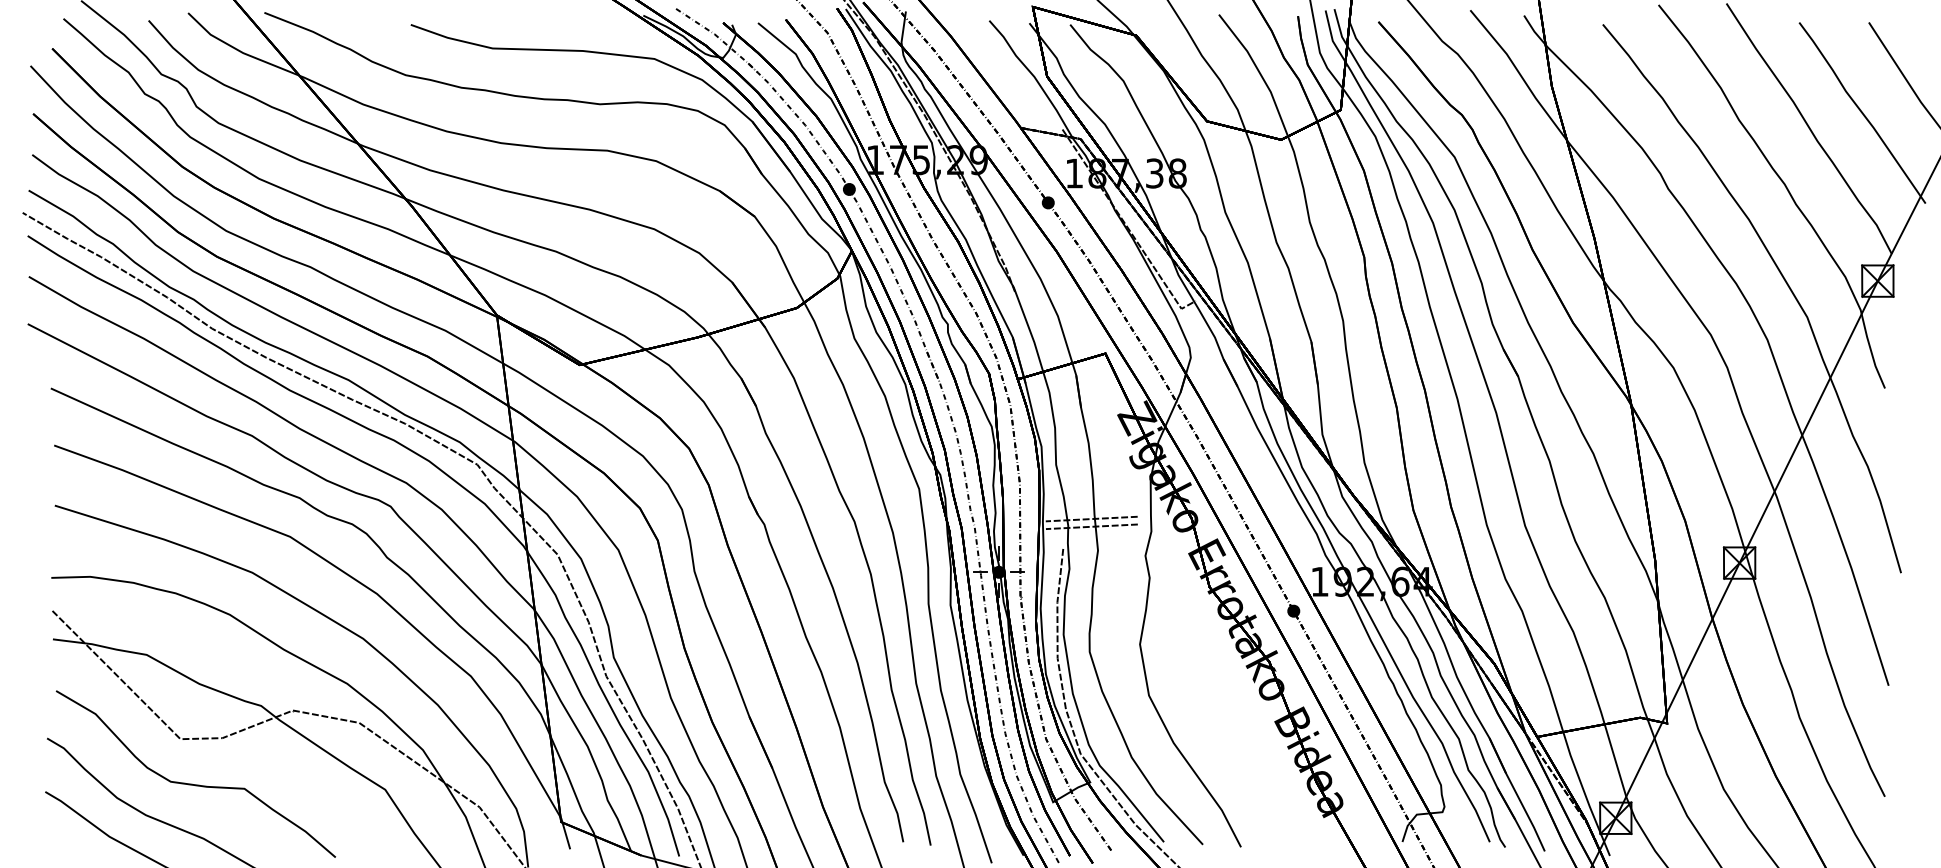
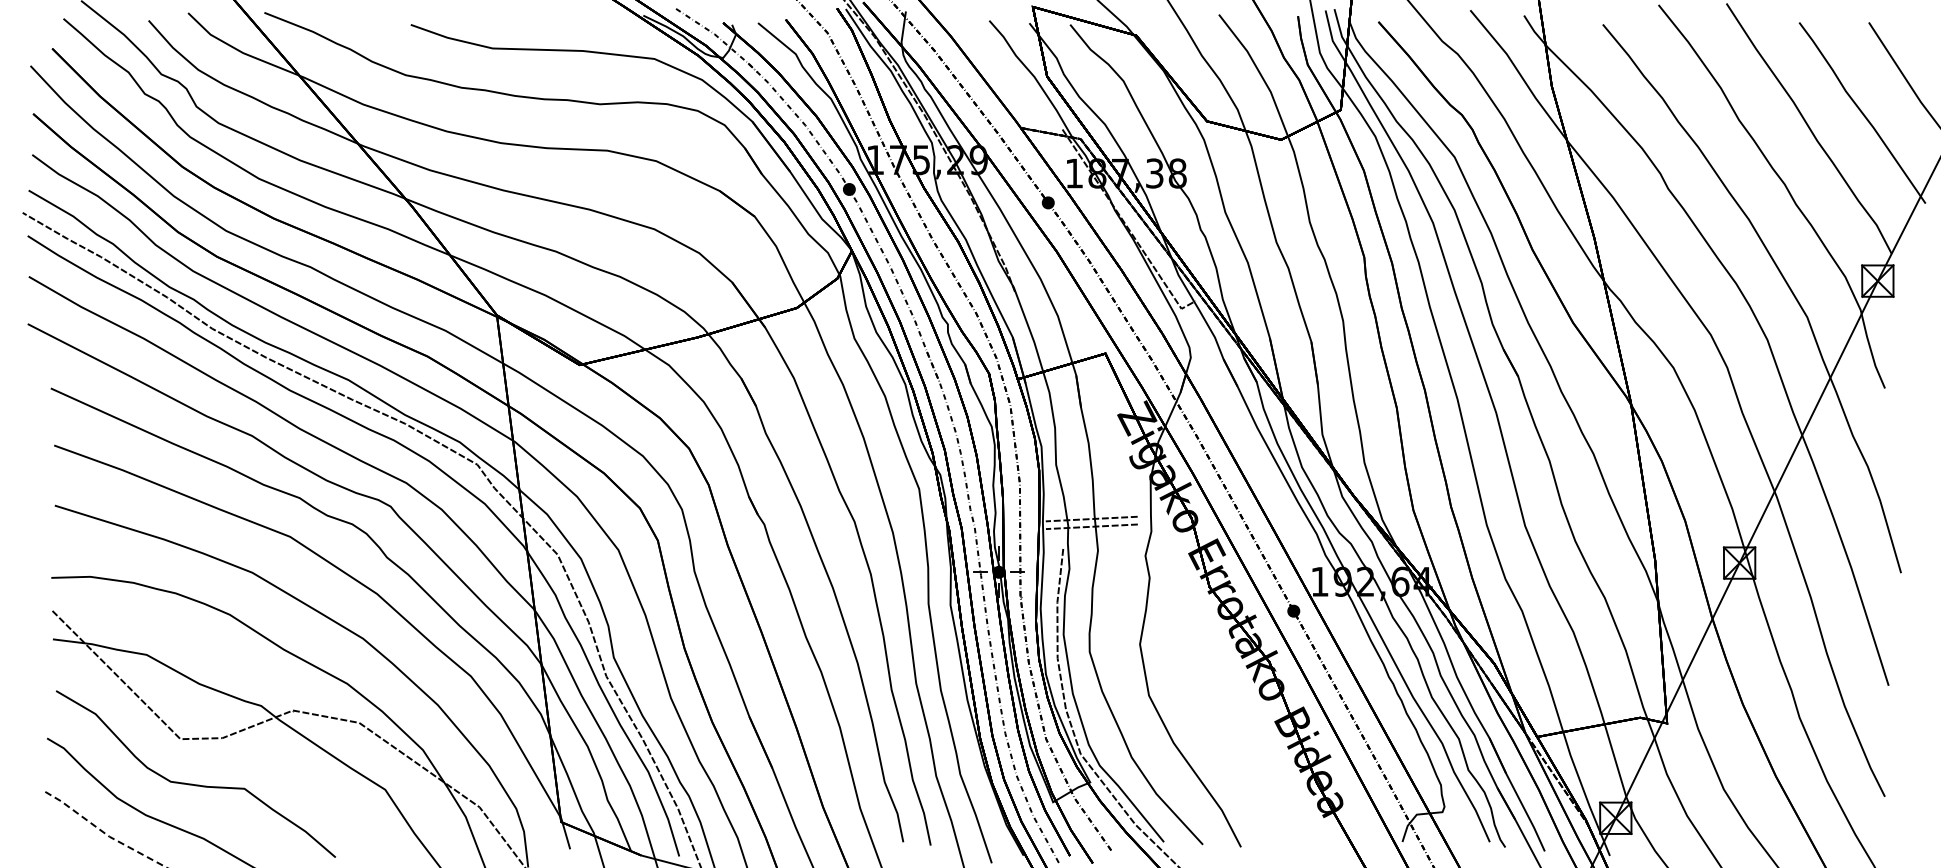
line: solid -> dashed (103, 832)
